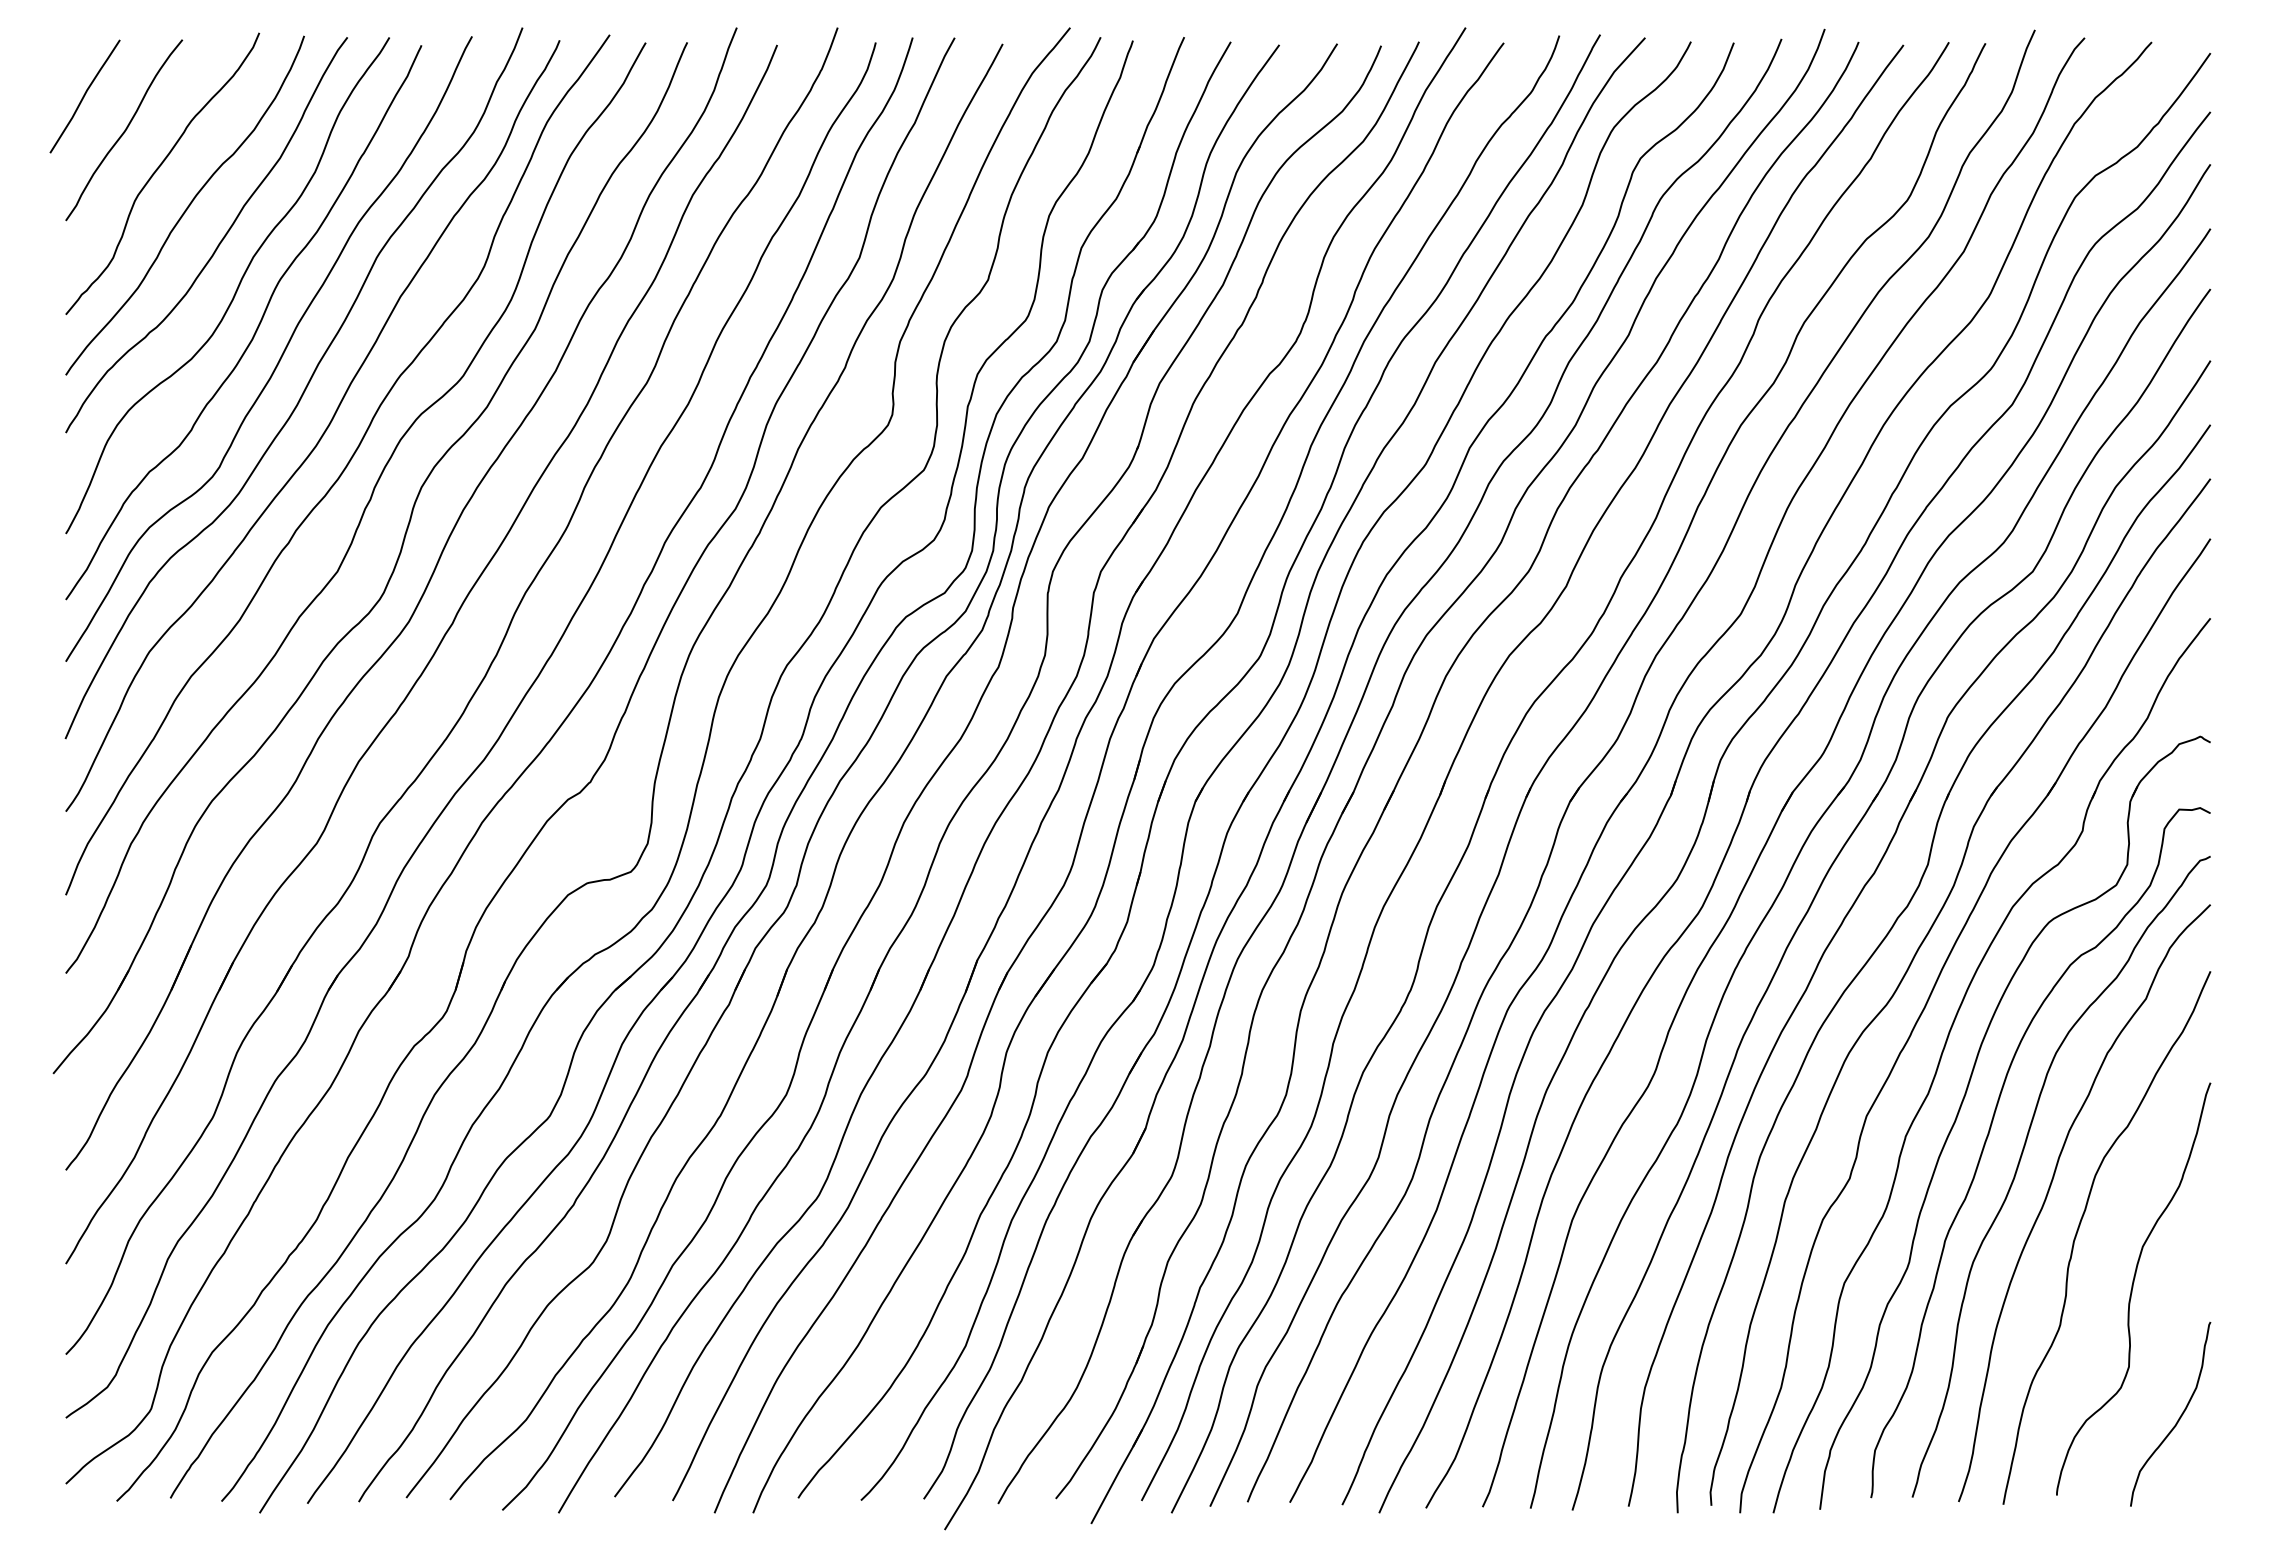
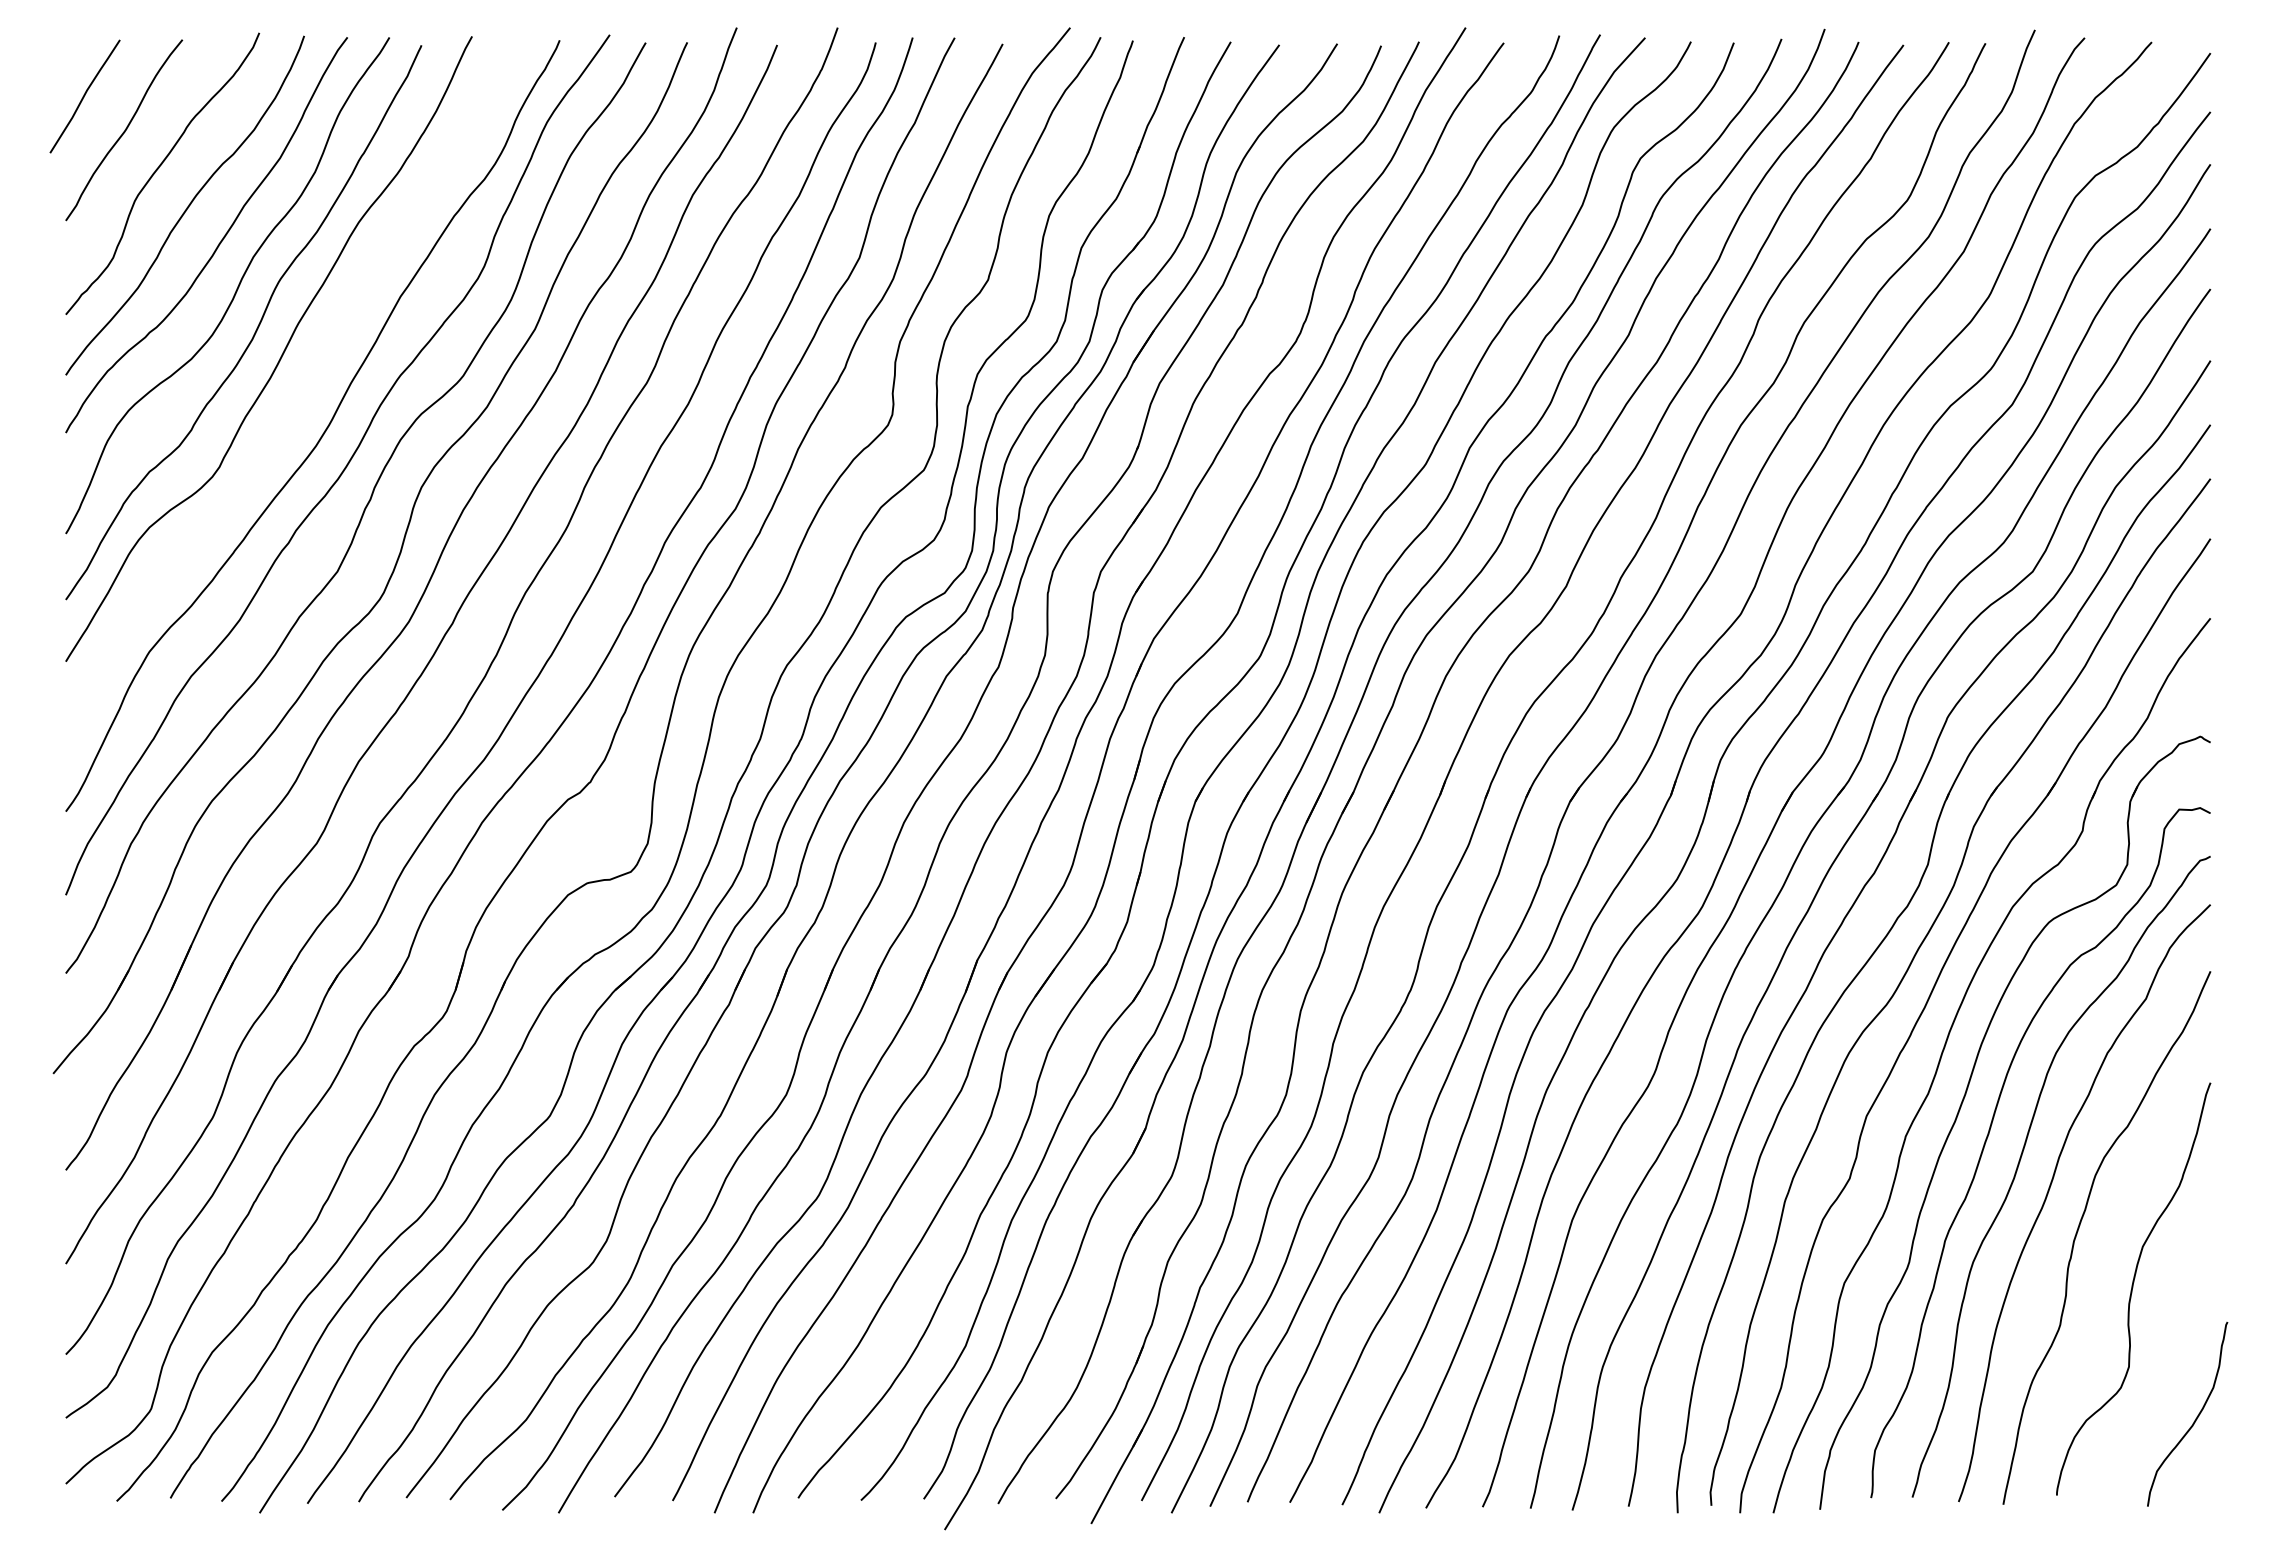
curve: present -> none (304, 388)
curve position: (2178, 1418) -> (2195, 1418) (2195, 1418)
